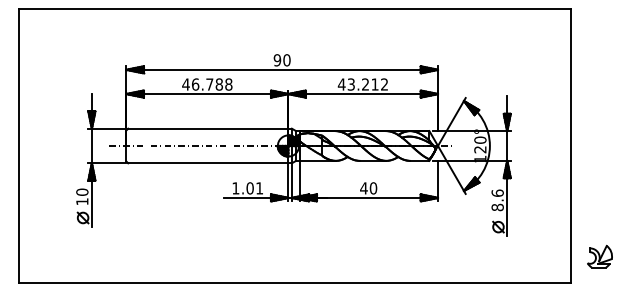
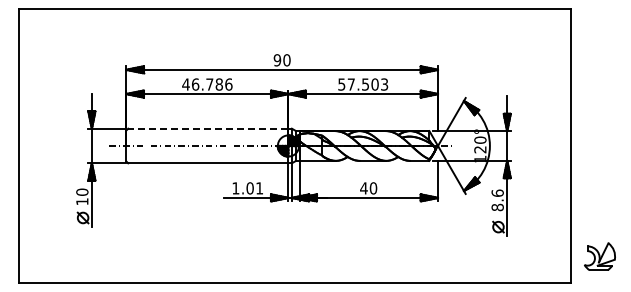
text: 46.788 -> 46.786 (228, 84)
text: 43.212 -> 57.503 (362, 84)
line: solid -> dashed (207, 128)
part size: 26x25 px -> 32x29 px (599, 256)
